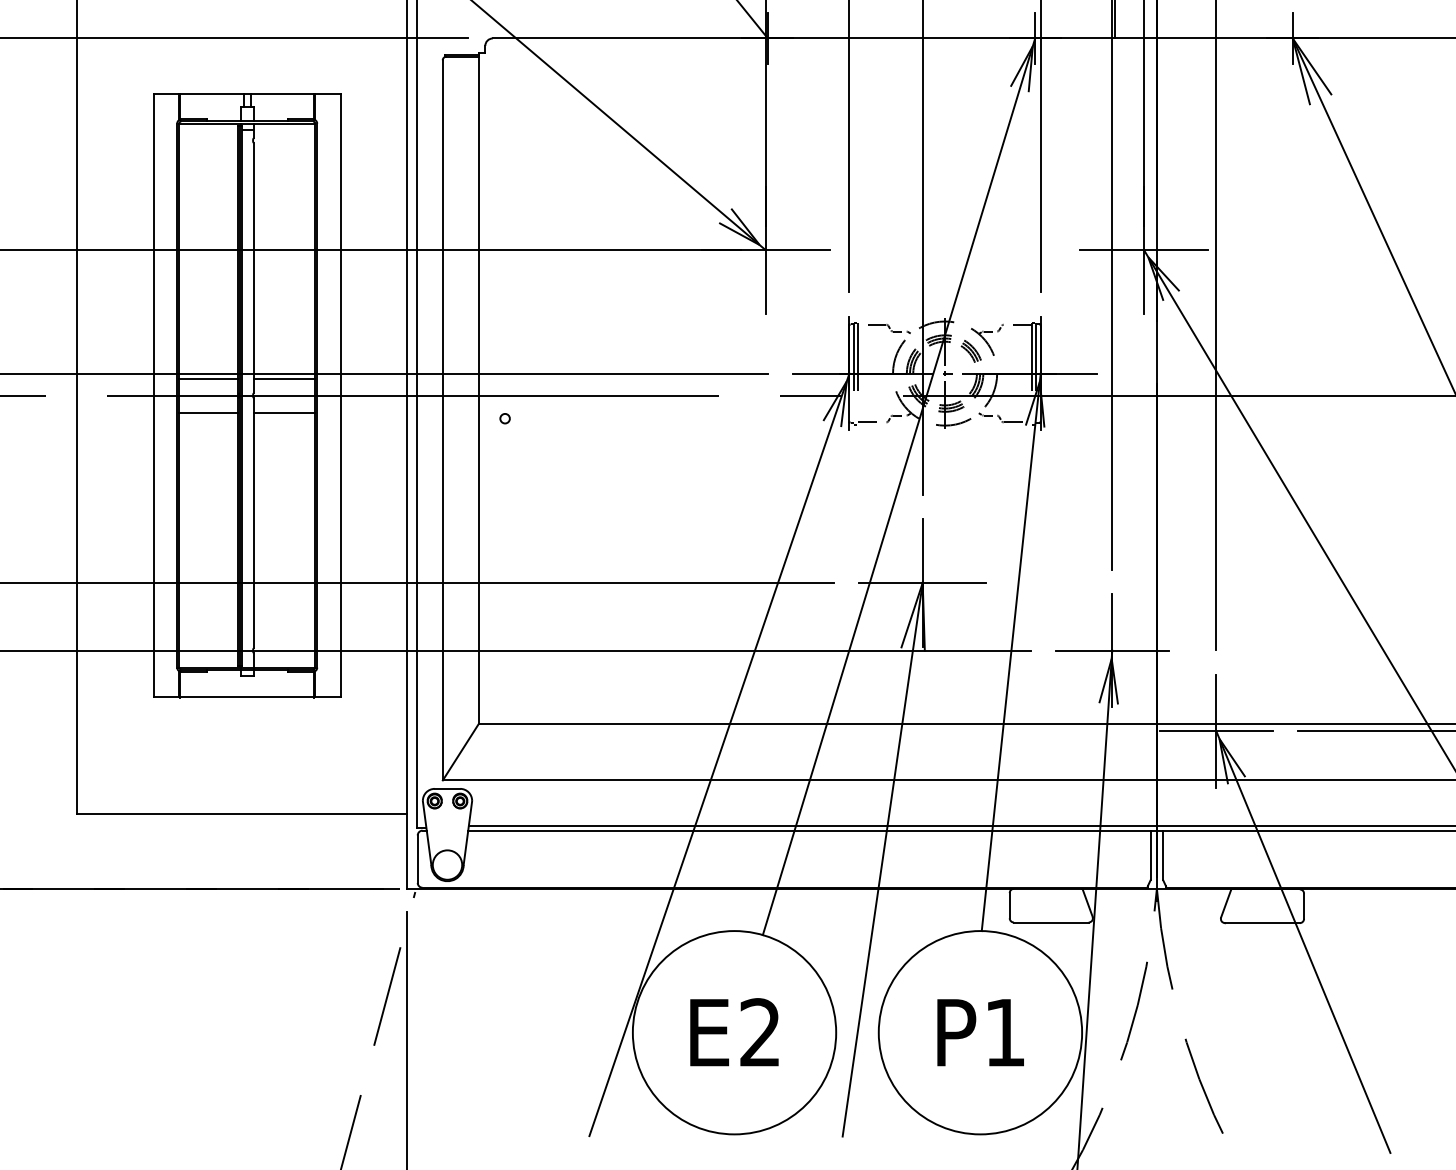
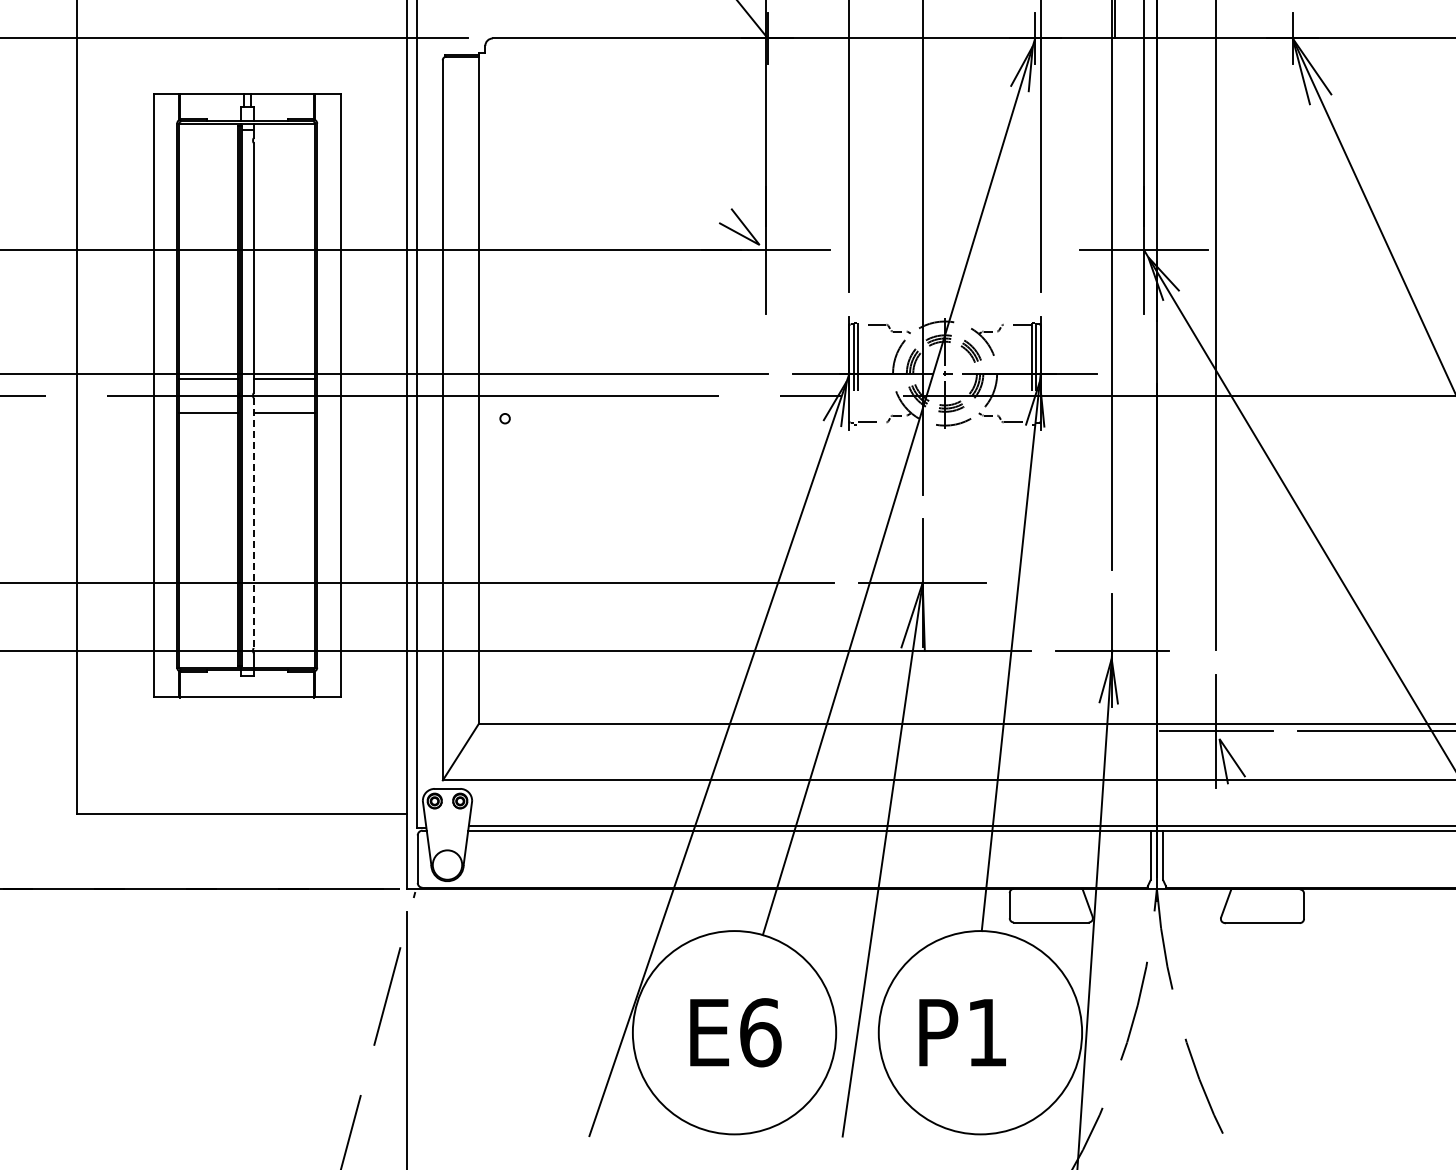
line: present -> none (619, 126)
line: solid -> dashed (253, 523)
line: present -> none (1303, 941)
text: E2 -> E6 (760, 1032)
text position: (980, 1032) -> (962, 1032) (962, 1032)
